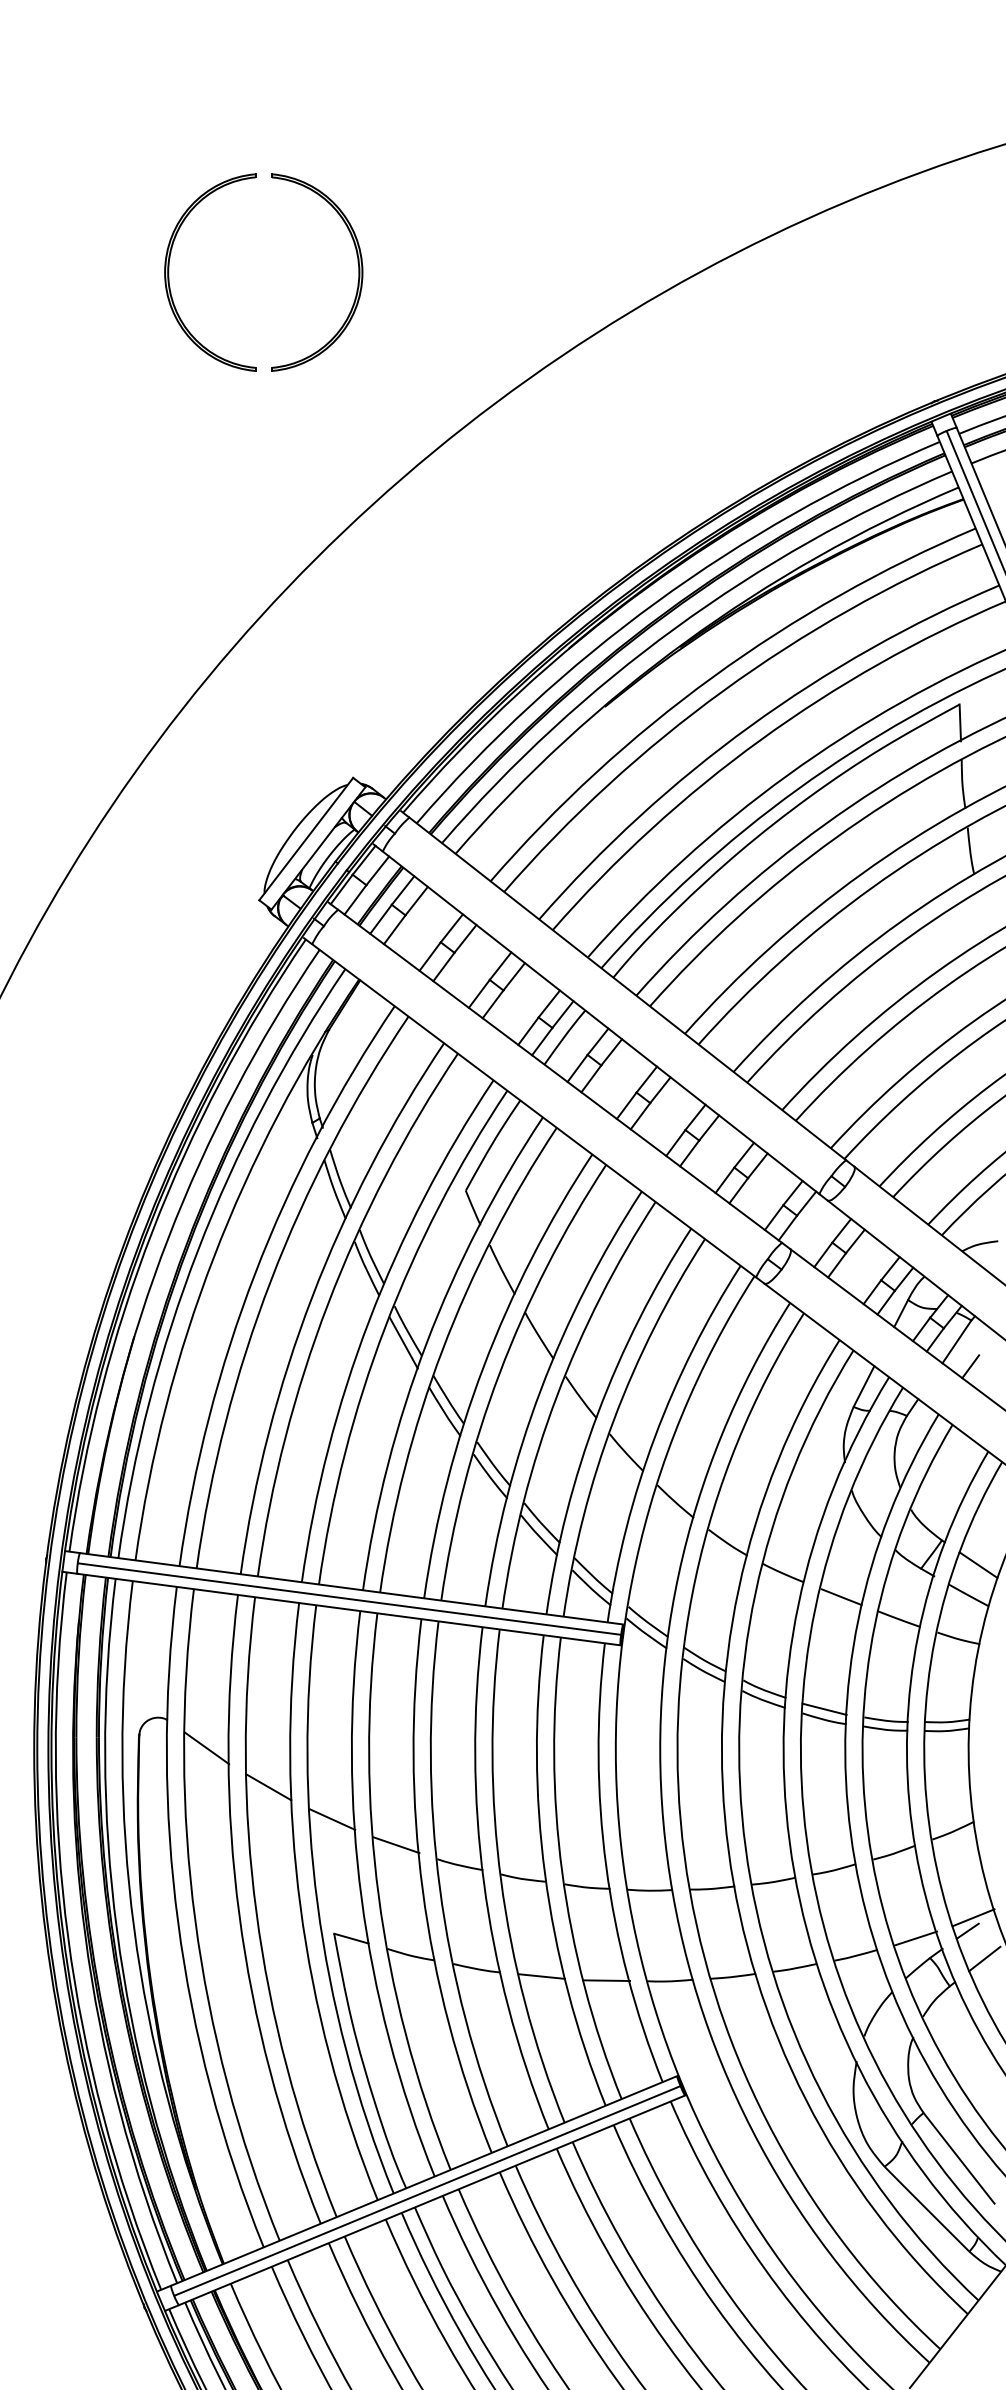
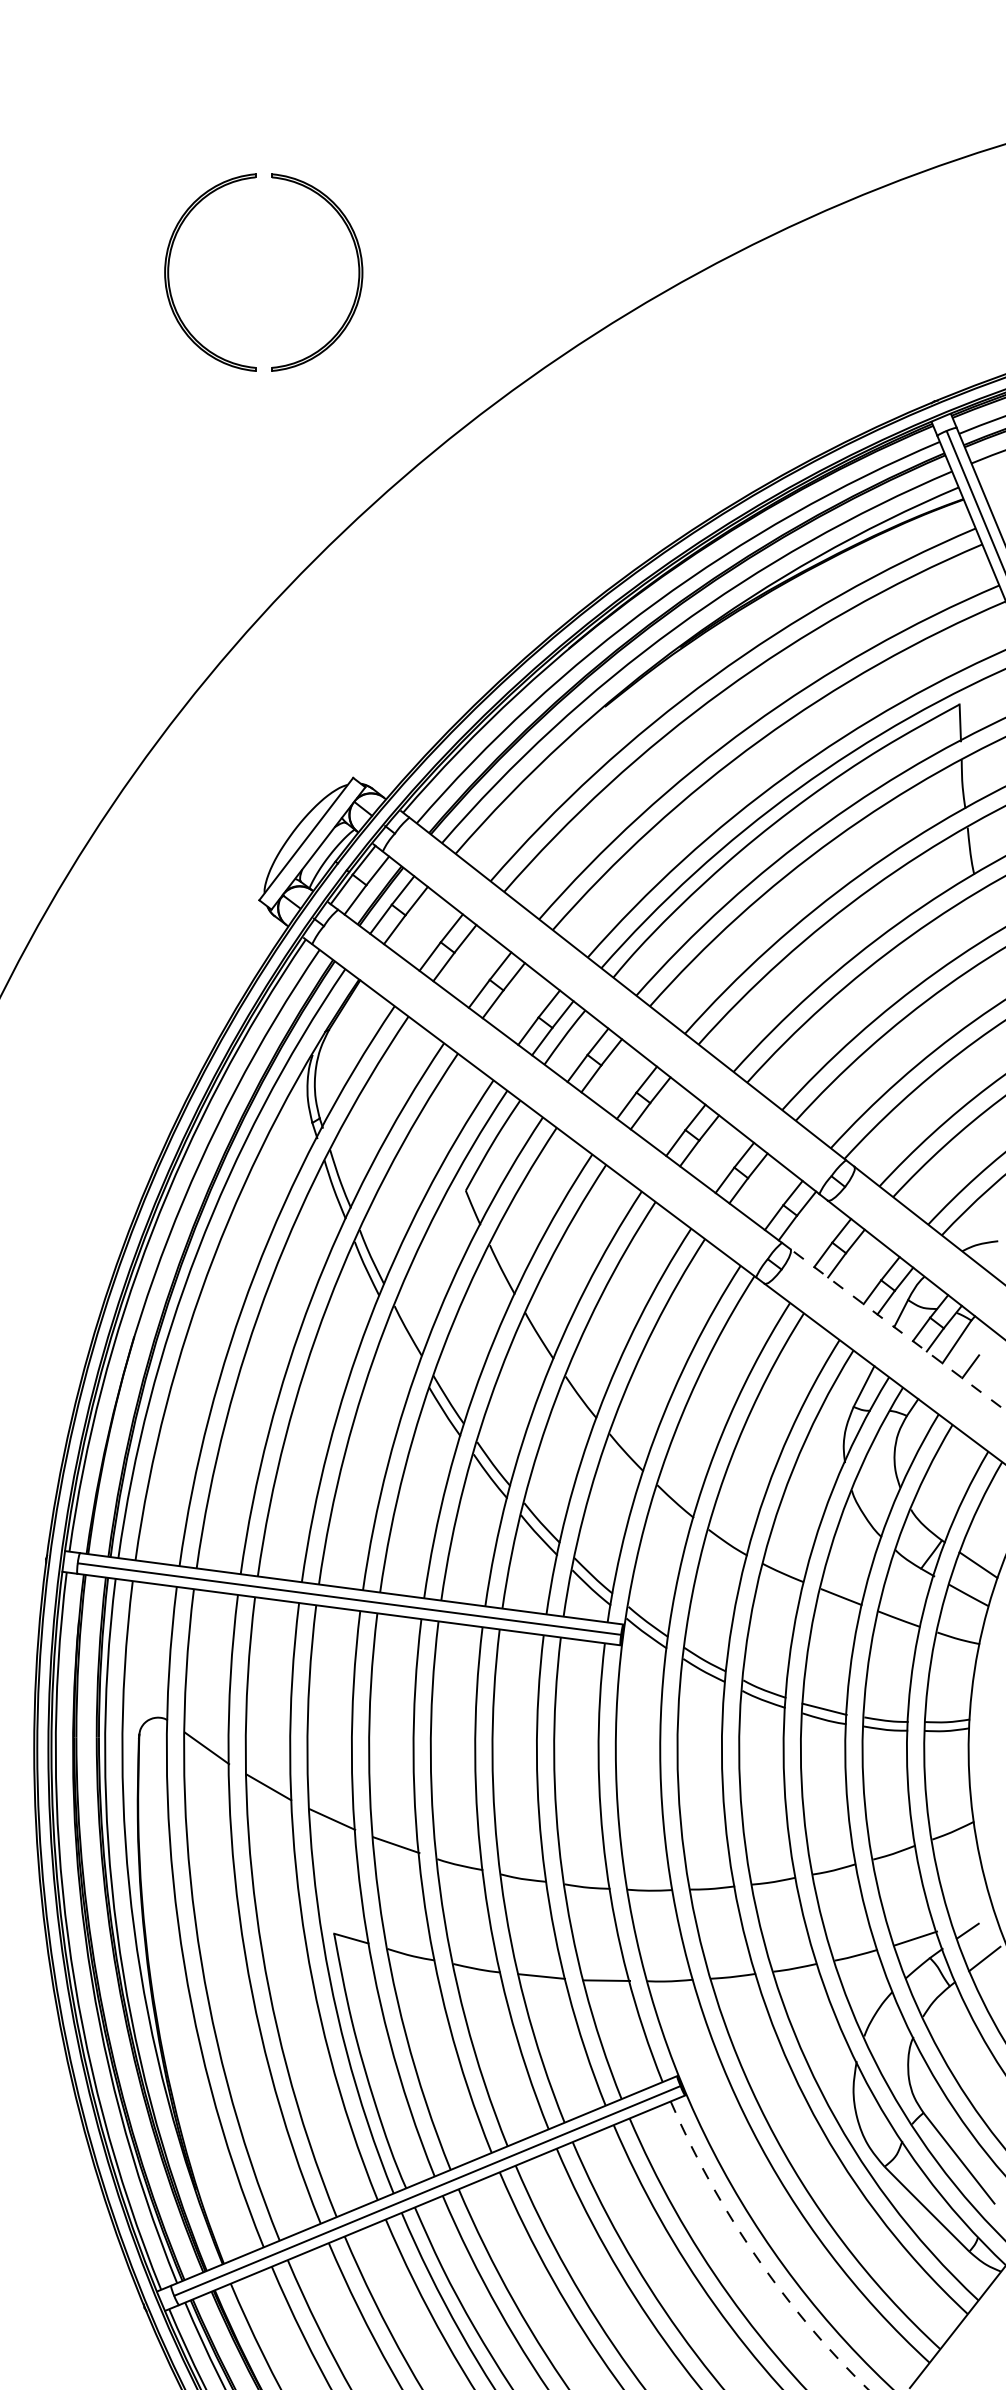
line: solid -> dashed (897, 1329)
line: present -> none (403, 1342)
line: present -> none (973, 1917)
arc: solid -> dashed (755, 2255)
